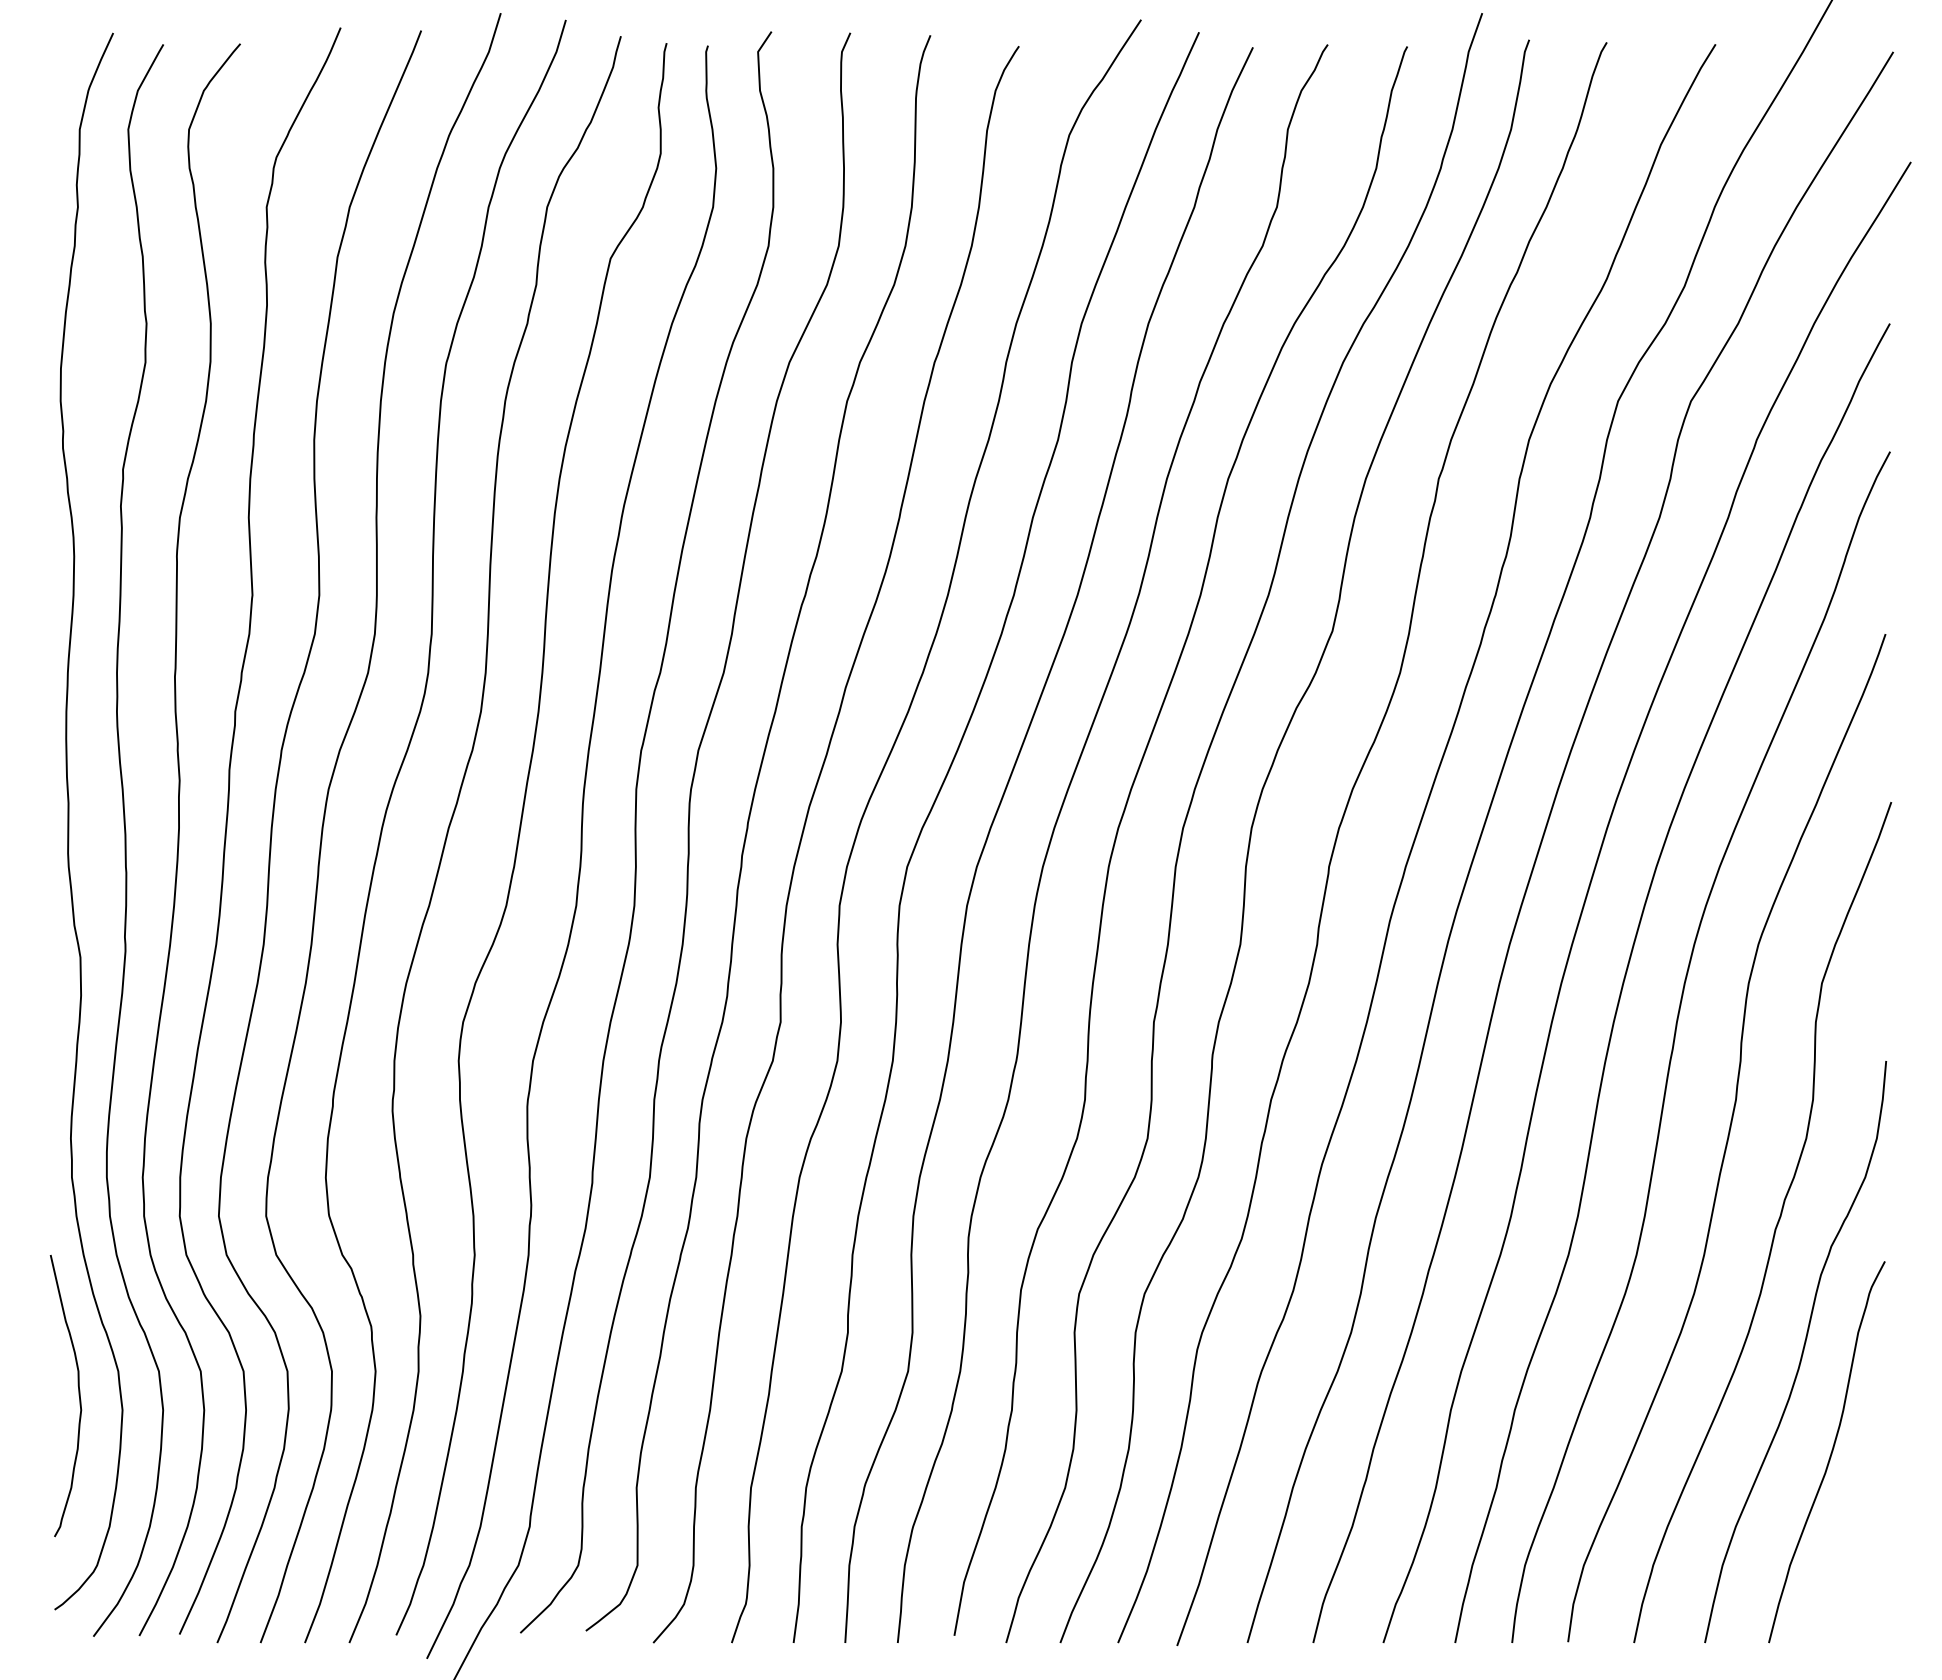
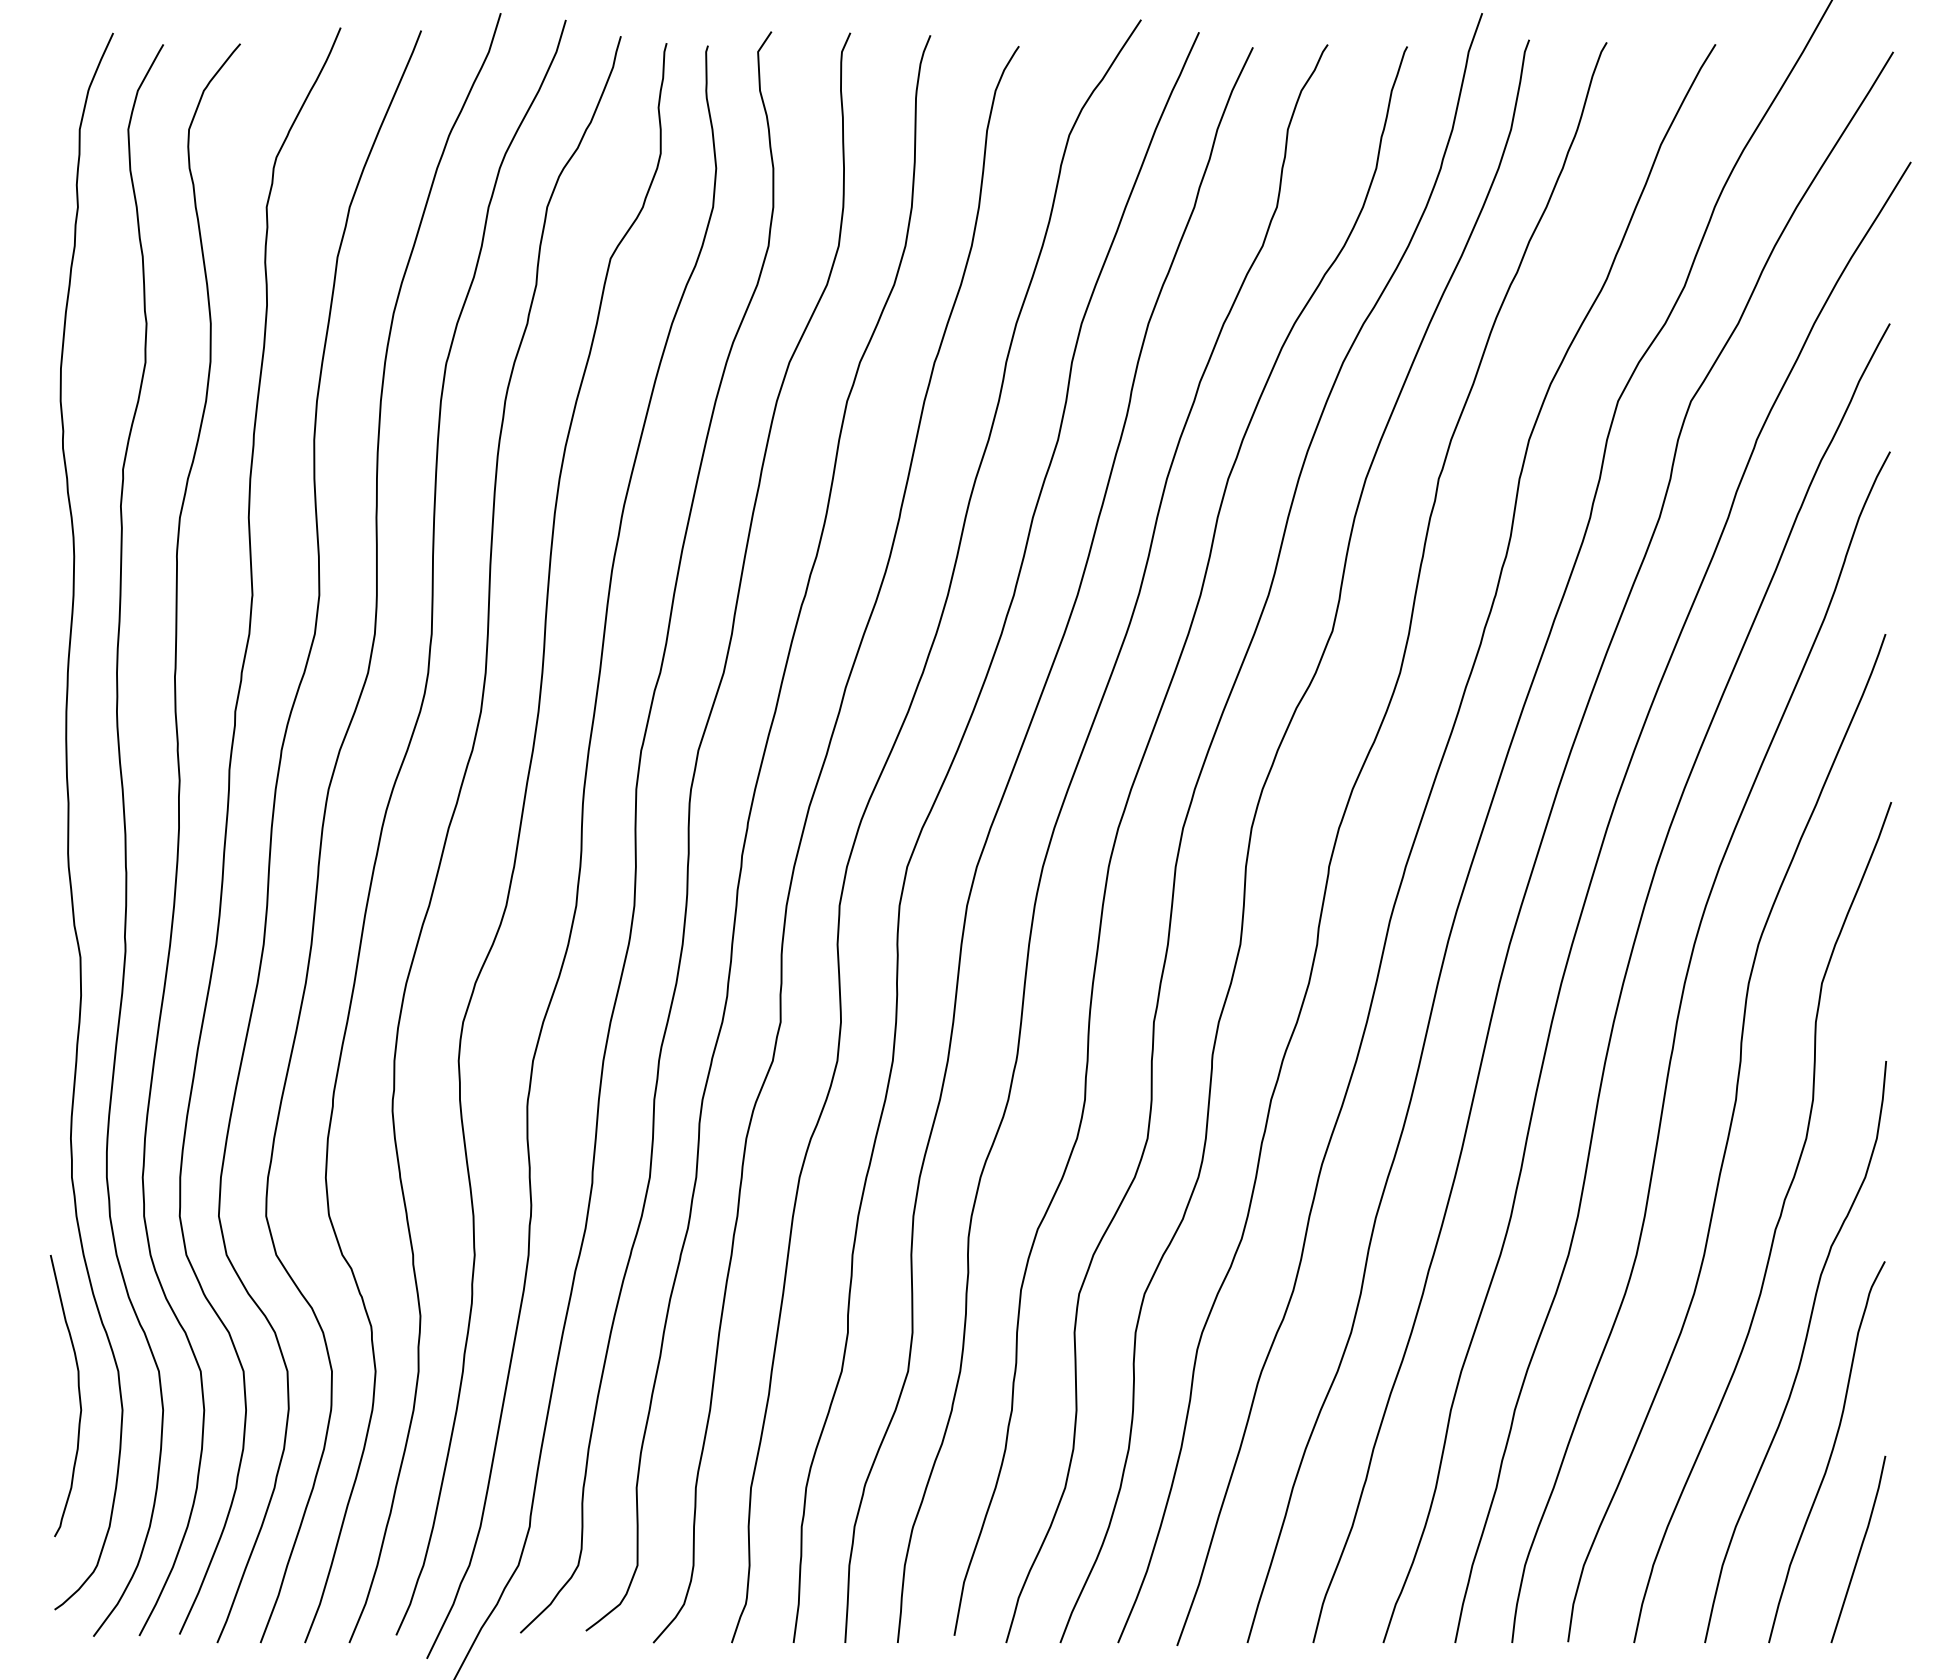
line: none -> present (1859, 1549)
